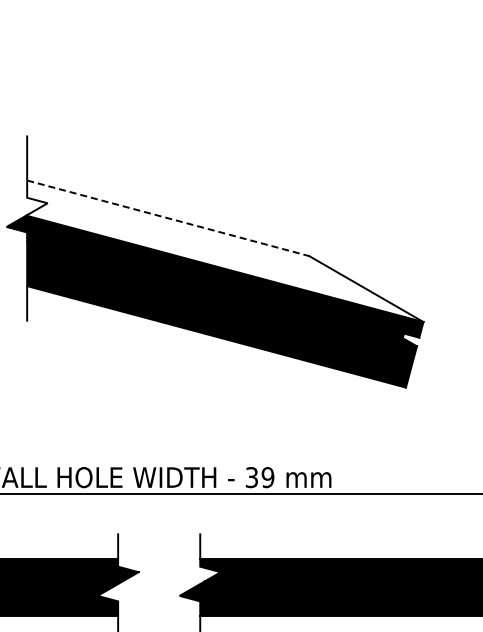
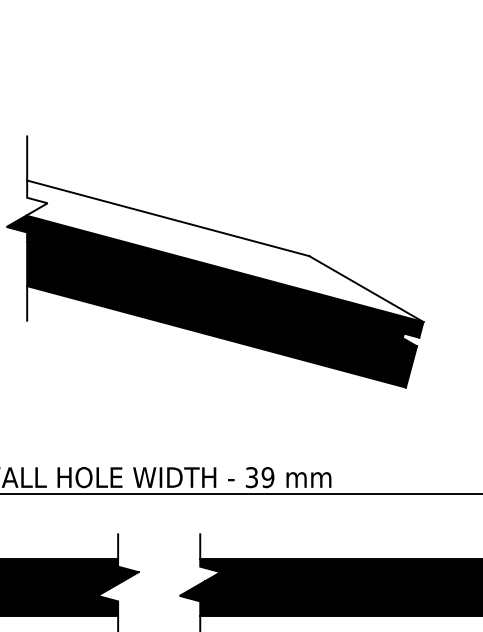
line: dashed -> solid (168, 218)
